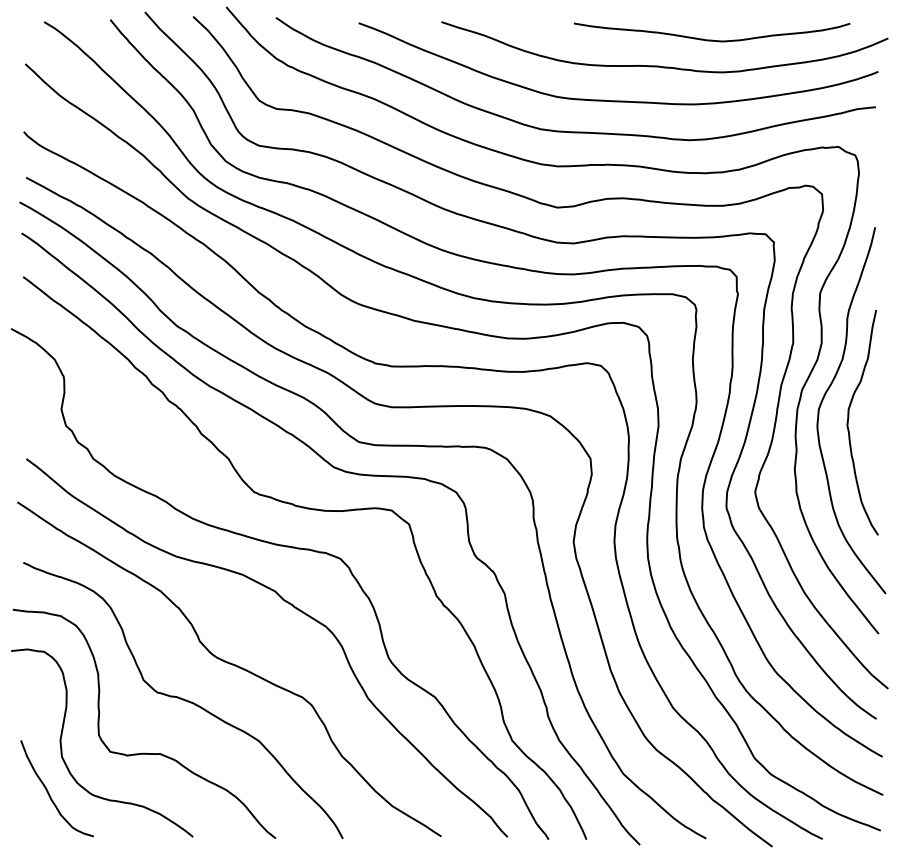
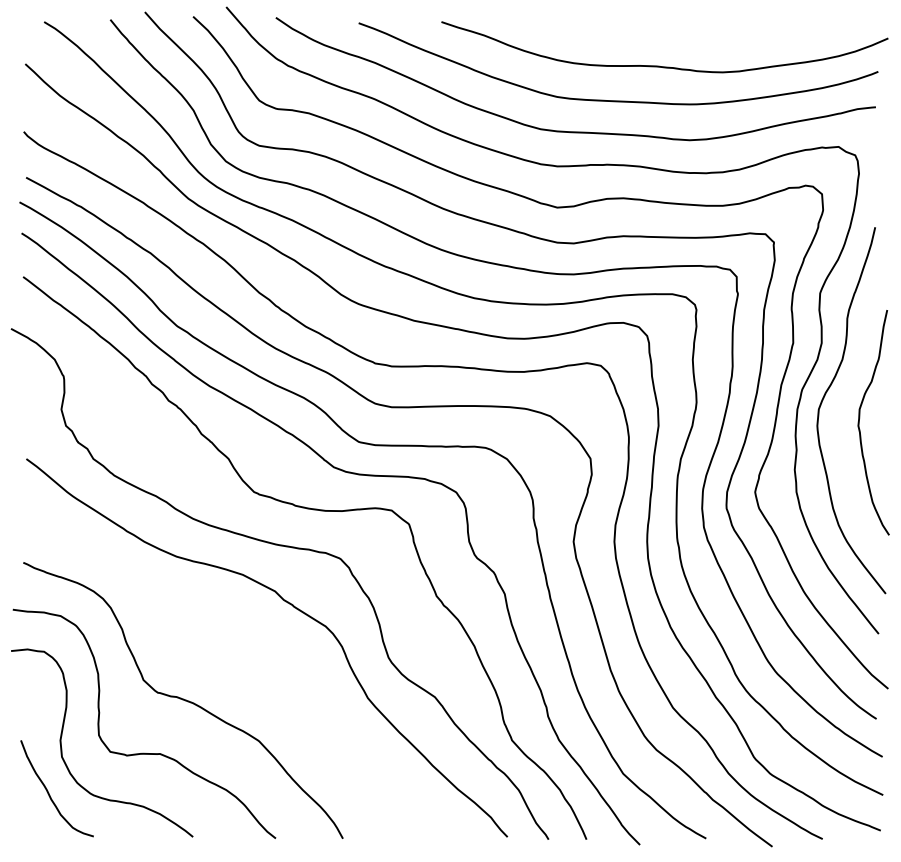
curve: present -> none (711, 39)
curve position: (849, 418) -> (860, 418) (860, 418)
curve: present -> none (229, 664)
